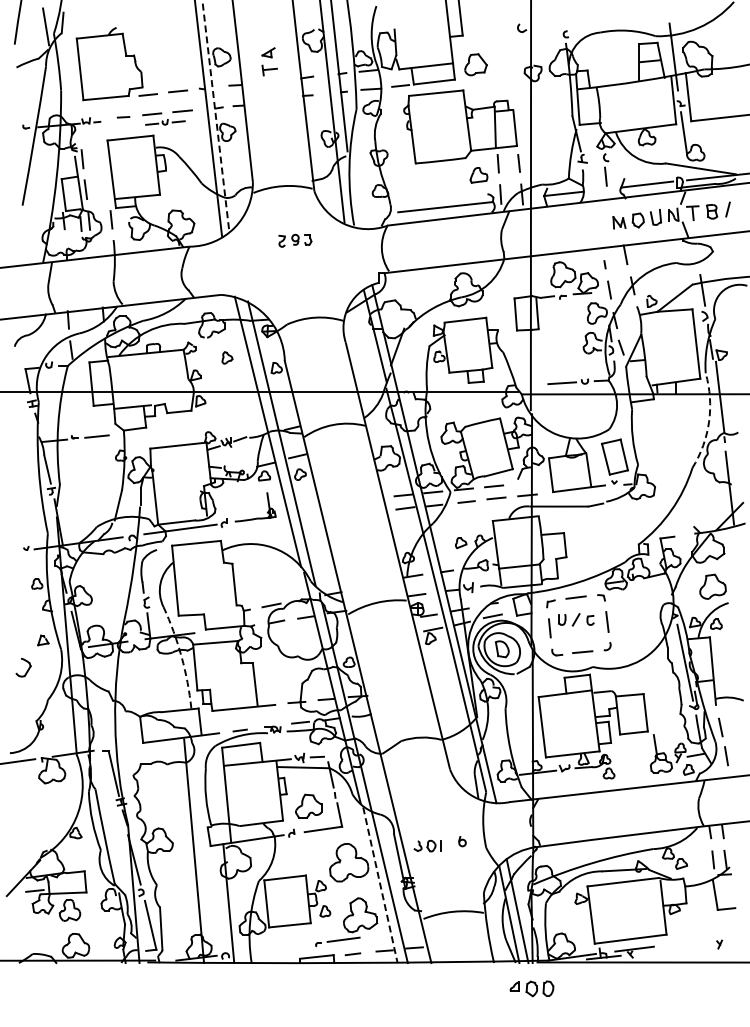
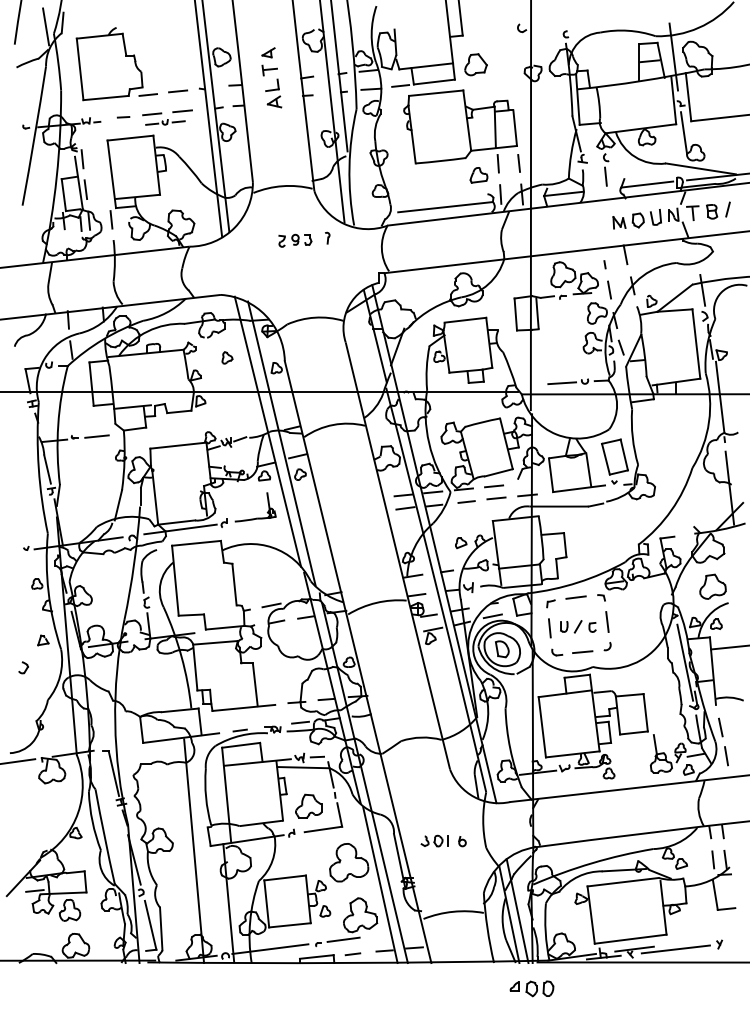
part: none -> present (273, 93)
line: dashed -> solid (215, 116)
part: none -> present (327, 237)
arc: dashed -> solid (709, 422)
part position: (576, 619) -> (578, 626) (578, 626)
line: none -> present (728, 647)
arc: dashed -> solid (181, 656)
part size: 17x21 px -> 11x14 px (23, 667)
part position: (427, 845) -> (434, 840) (434, 840)
line: dashed -> solid (380, 885)
line: none -> present (270, 948)
line: none -> present (675, 949)
